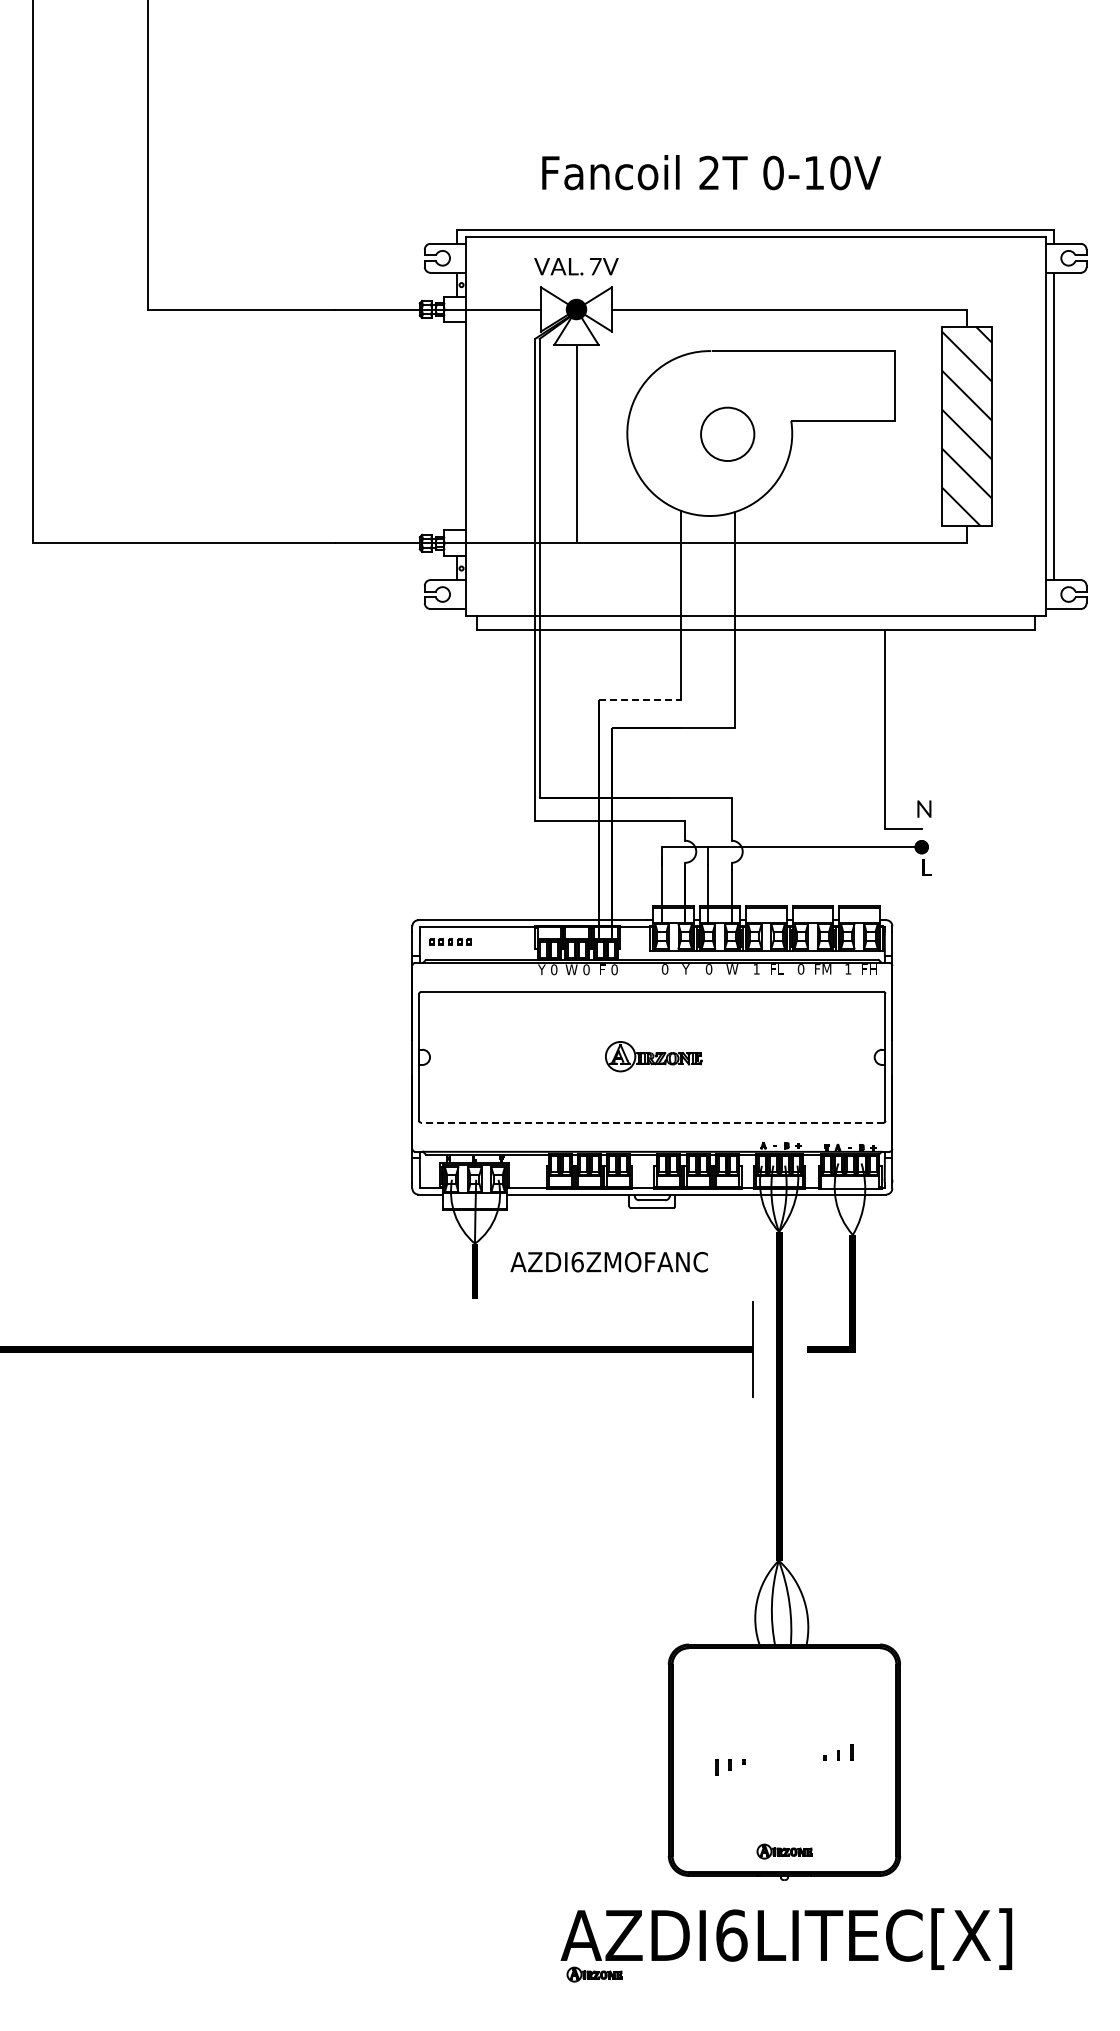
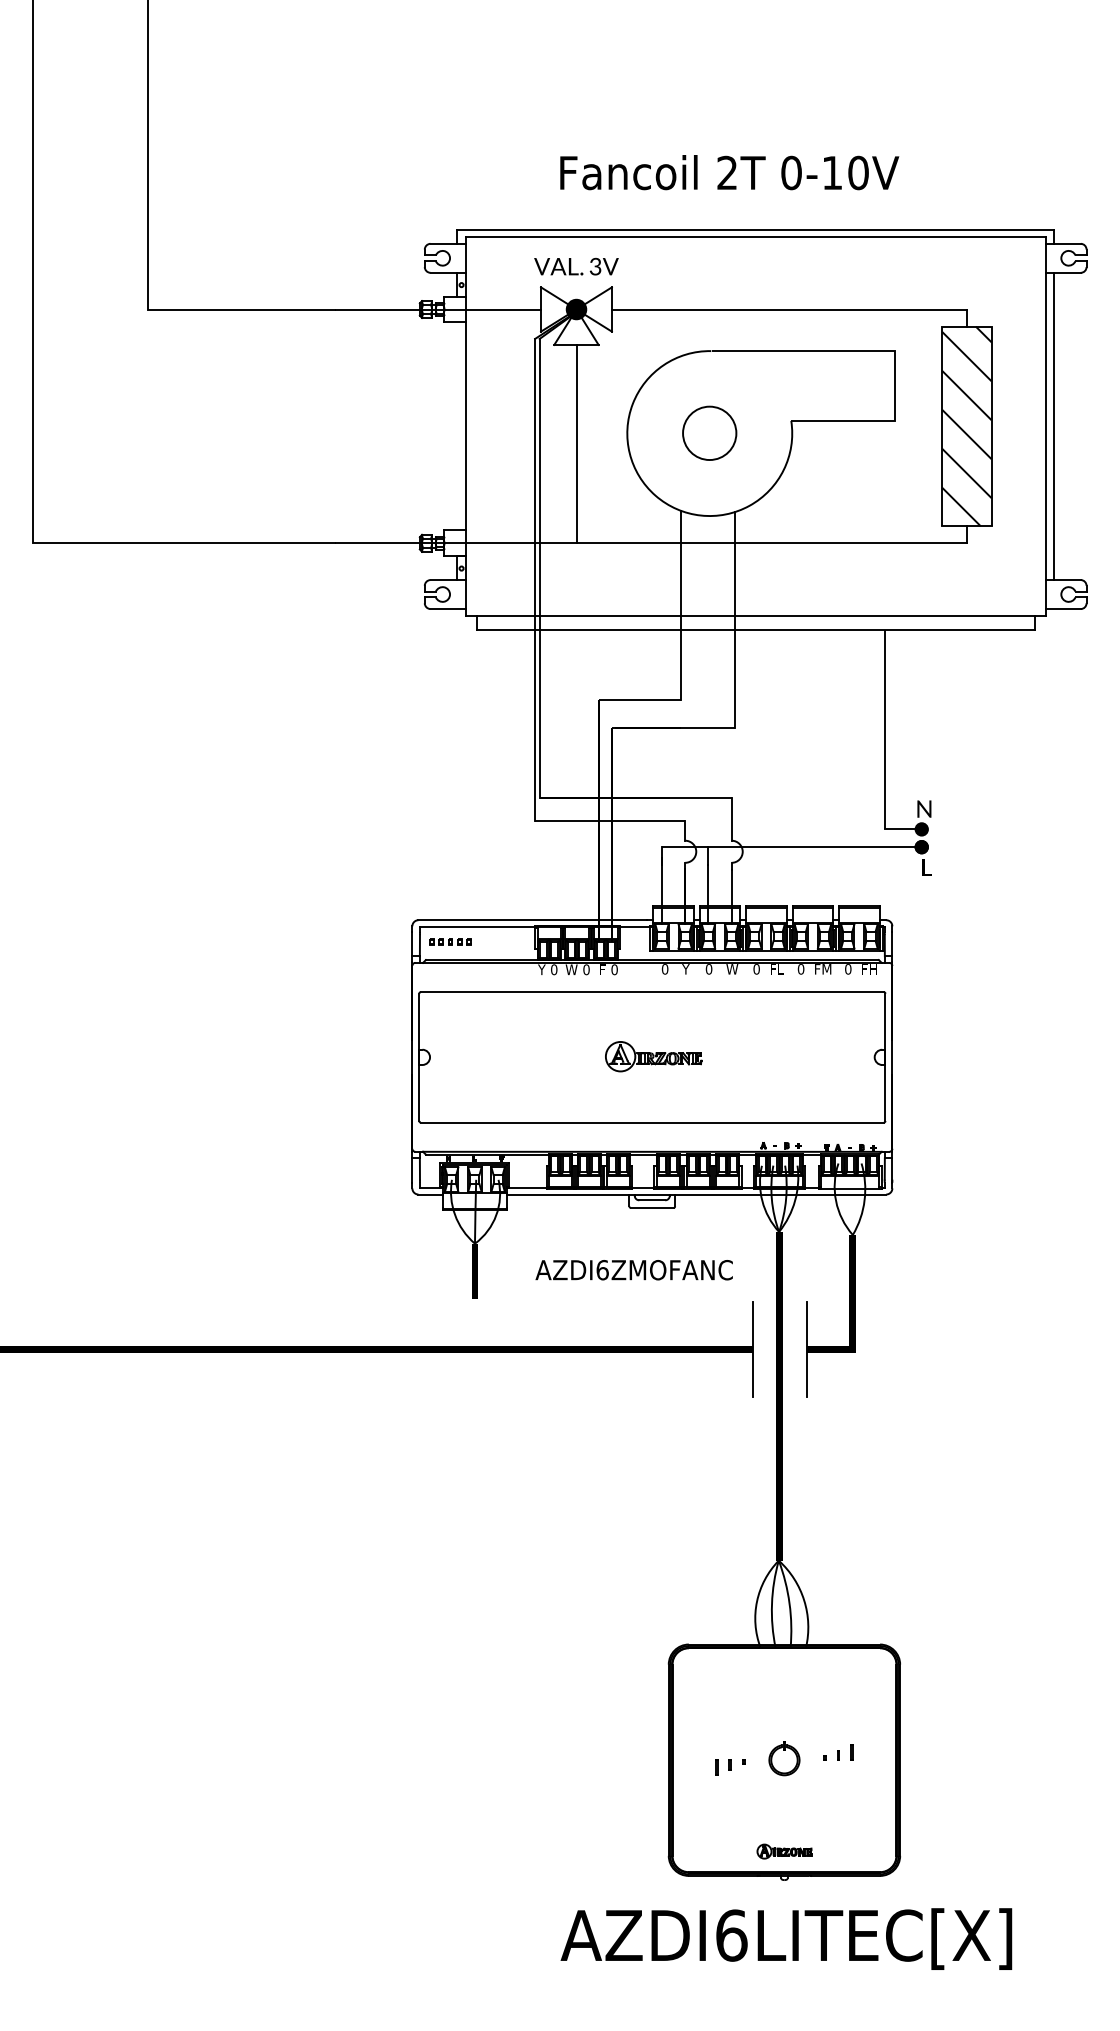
text position: (711, 172) -> (729, 172) (729, 172)
text: 7V -> 3V (595, 266)
circle position: (727, 433) -> (709, 432) (709, 432)
line: dashed -> solid (640, 699)
fill: none -> present (921, 829)
text: 1 -> 0 (756, 969)
text: 1 -> 0 (848, 969)
line: dashed -> solid (651, 1122)
text position: (608, 1262) -> (633, 1270) (633, 1270)
line: none -> present (806, 1349)
part: none -> present (784, 1758)
part: present -> none (594, 1974)
